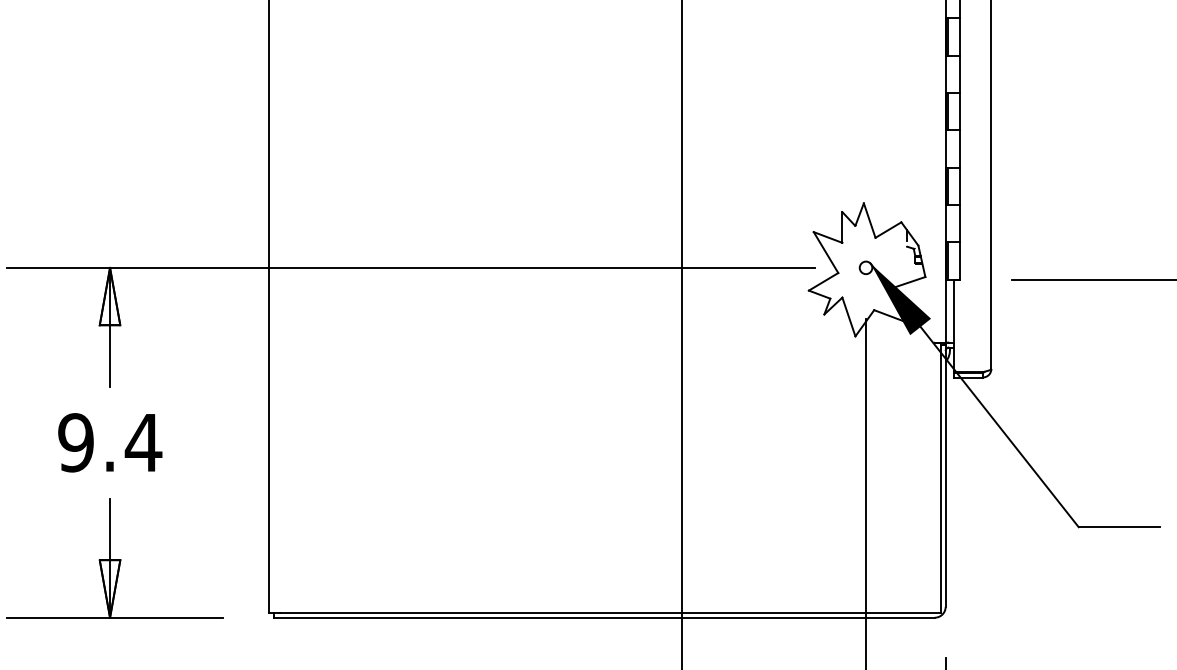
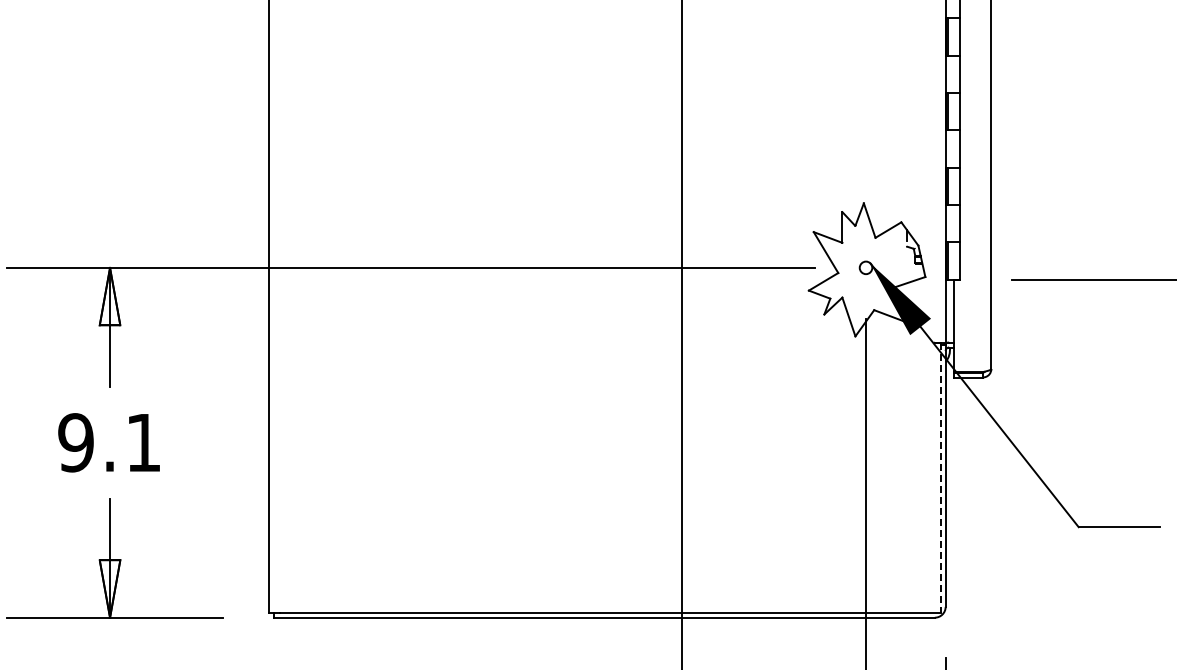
text: 9.4 -> 9.1 (143, 442)
line: solid -> dashed (940, 477)
